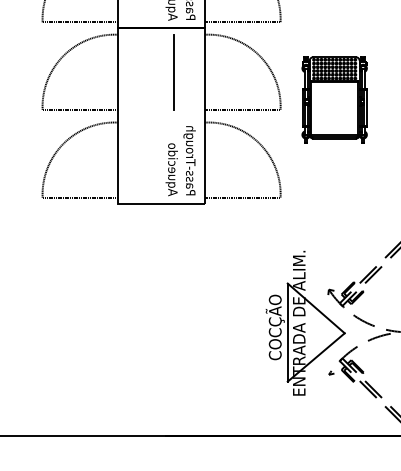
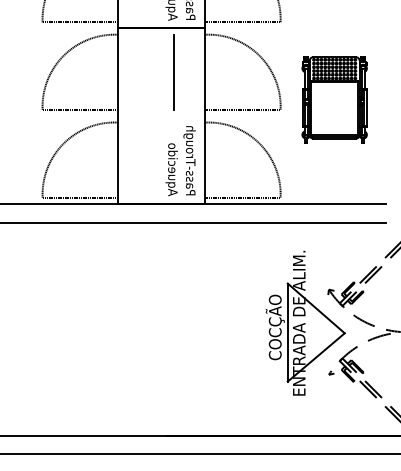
line: none -> present (193, 203)
line: none -> present (193, 222)
line: none -> present (199, 454)
